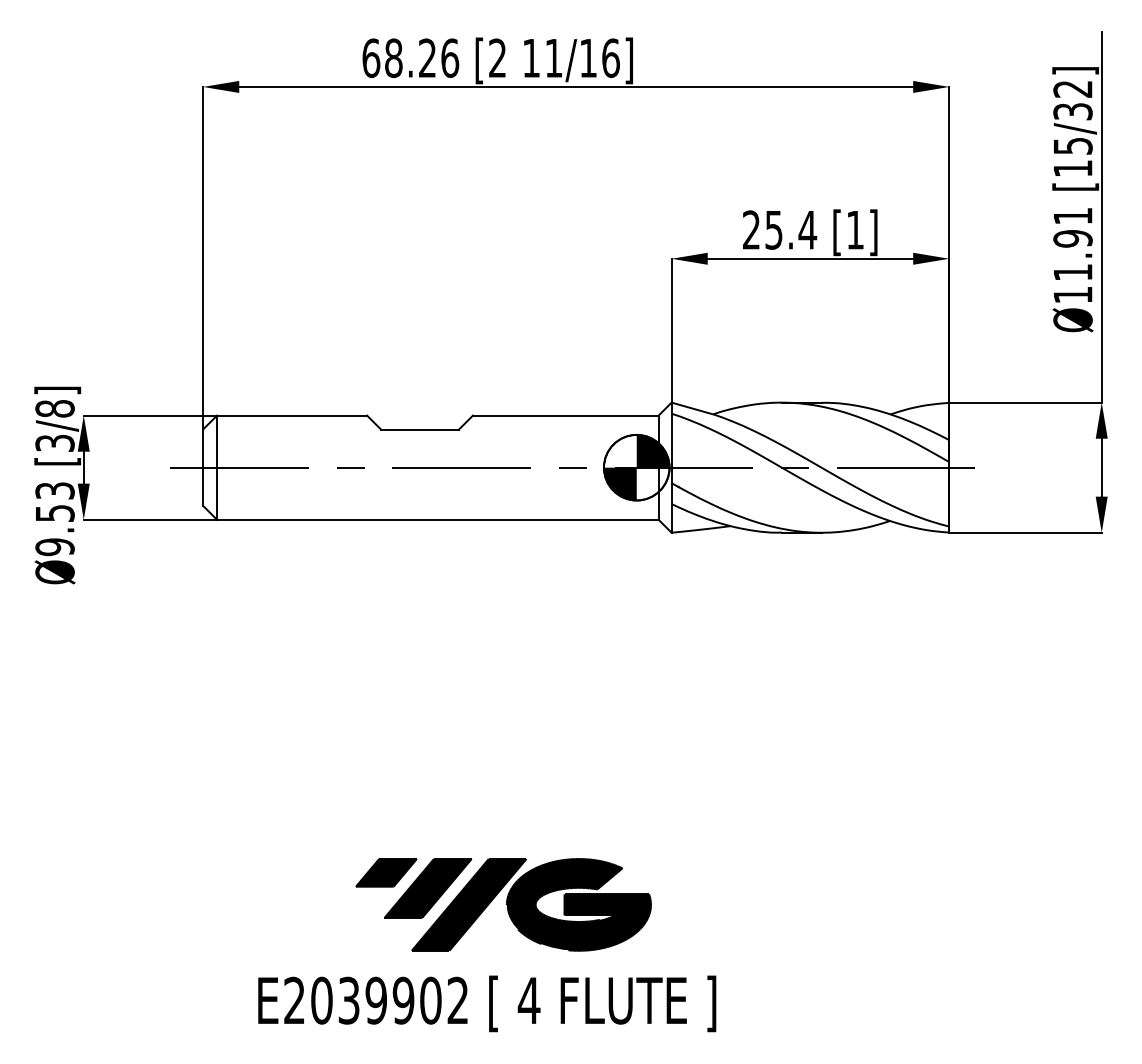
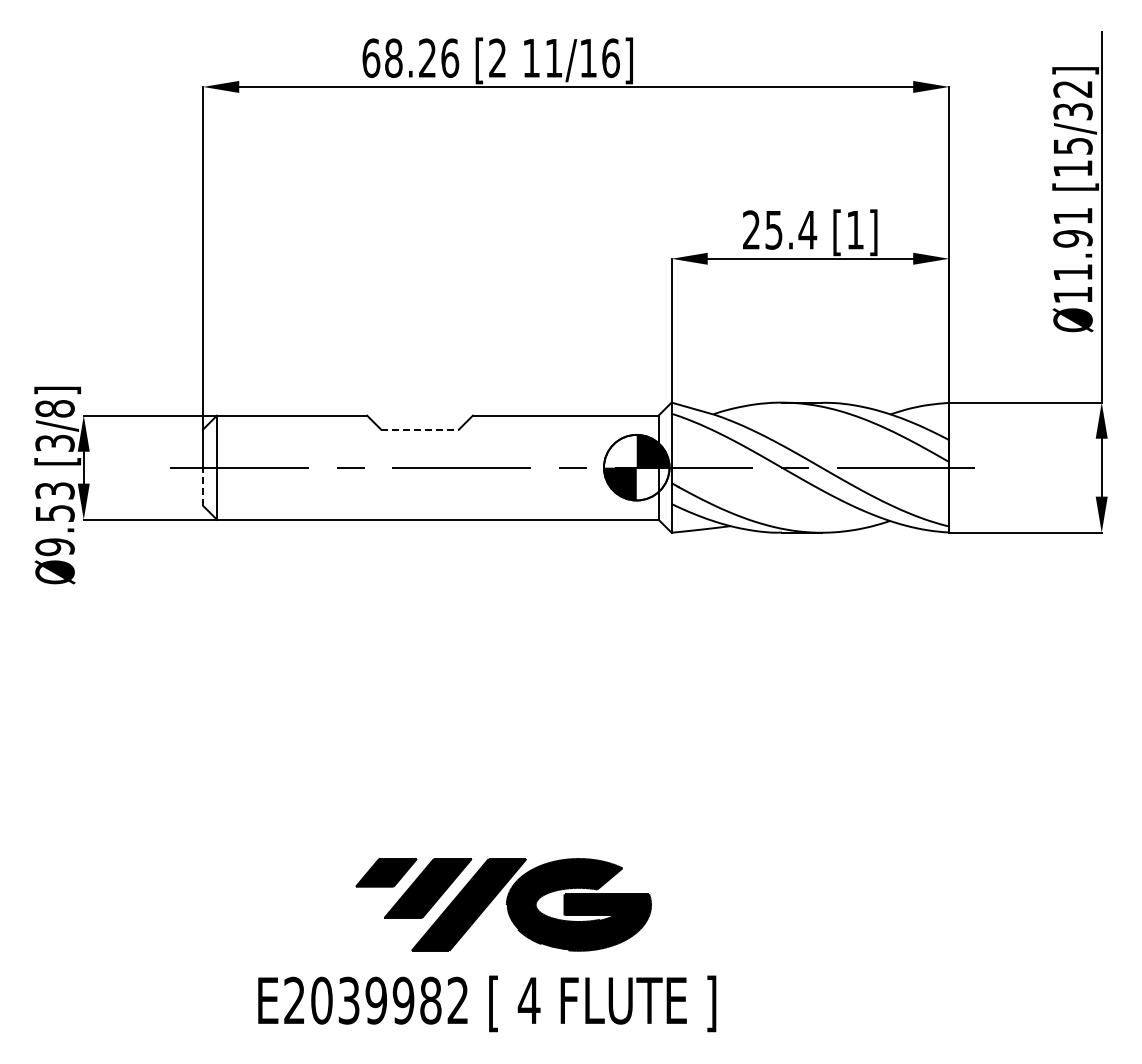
line: solid -> dashed (420, 429)
line: solid -> dashed (203, 486)
text: E2039902 -> E2039982 (430, 1000)
